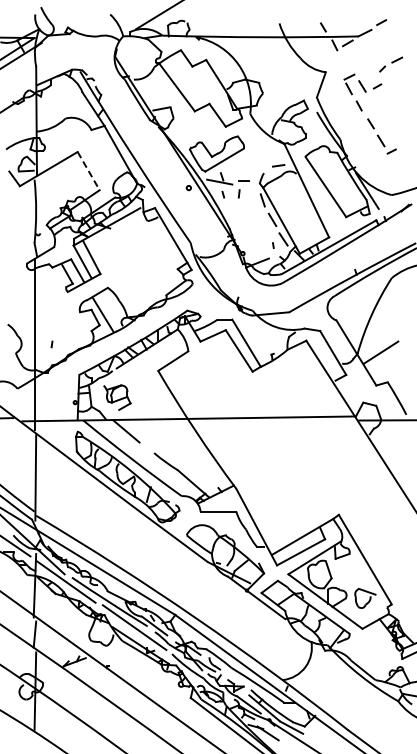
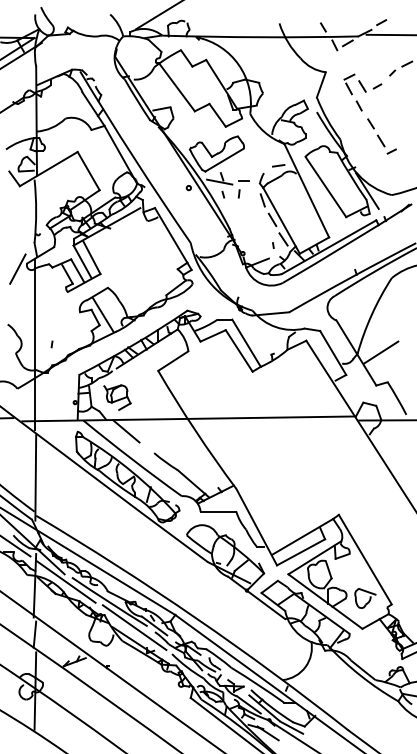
line: none -> present (389, 34)
part position: (391, 64) -> (401, 68) (401, 68)
line: dashed -> solid (88, 171)
line: none -> present (17, 268)
